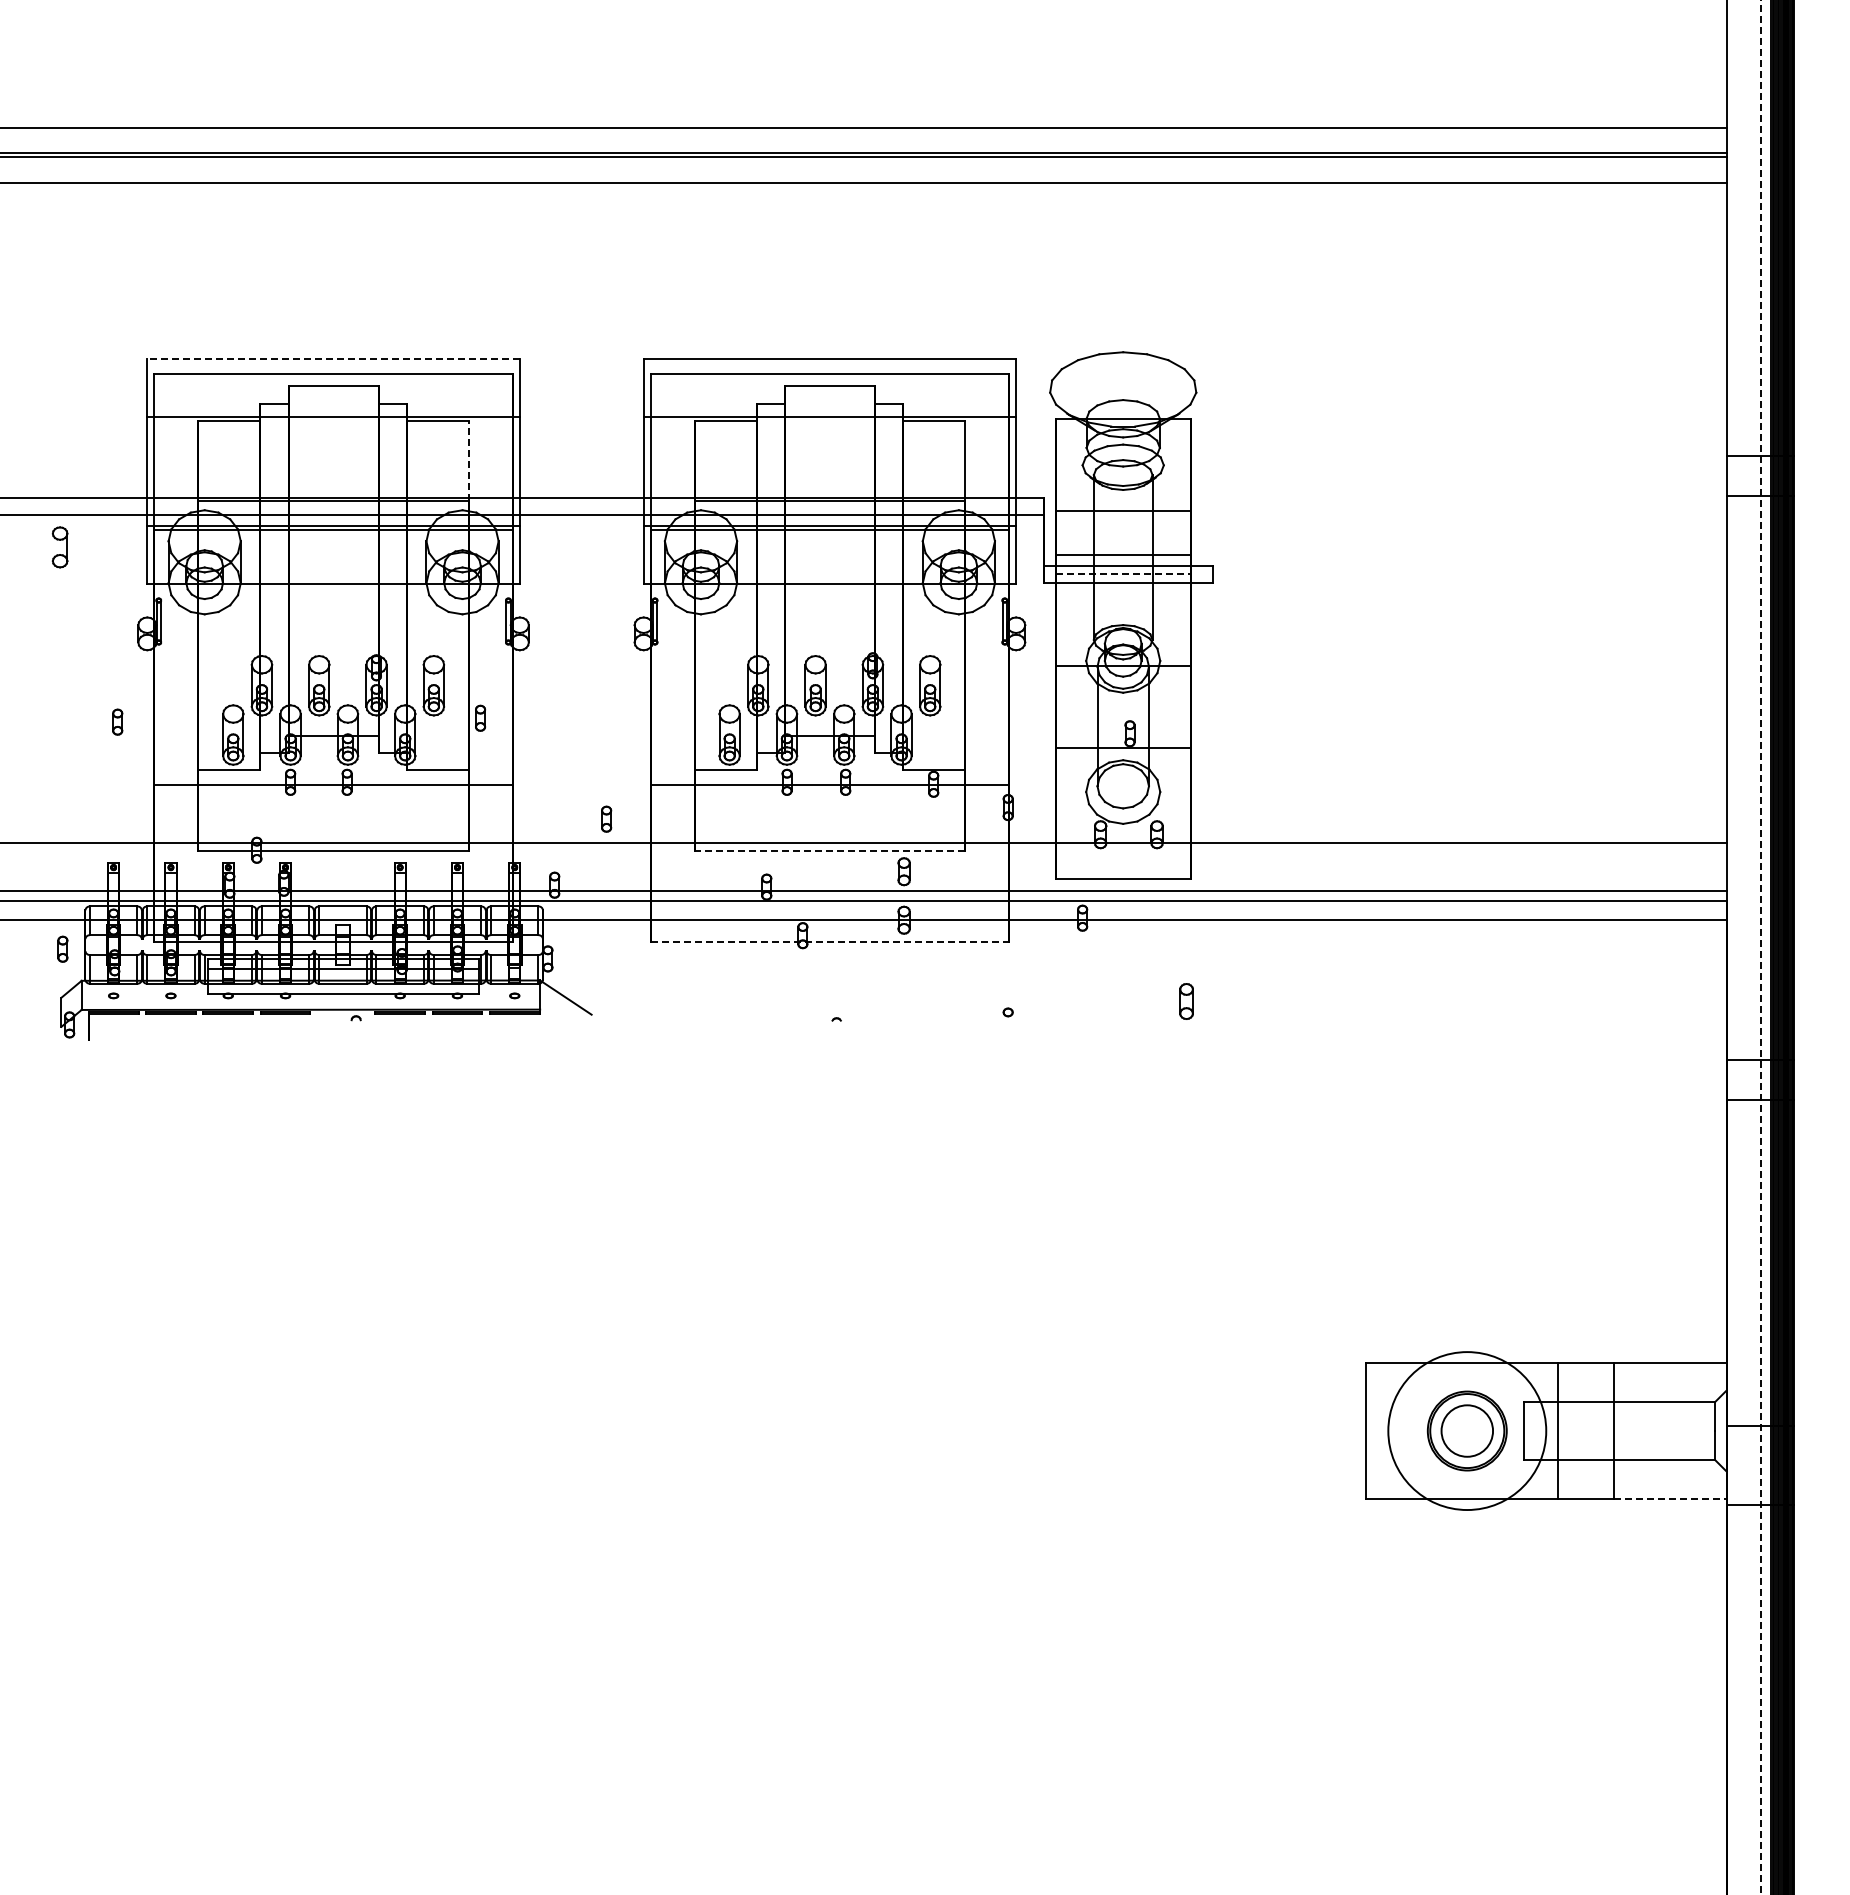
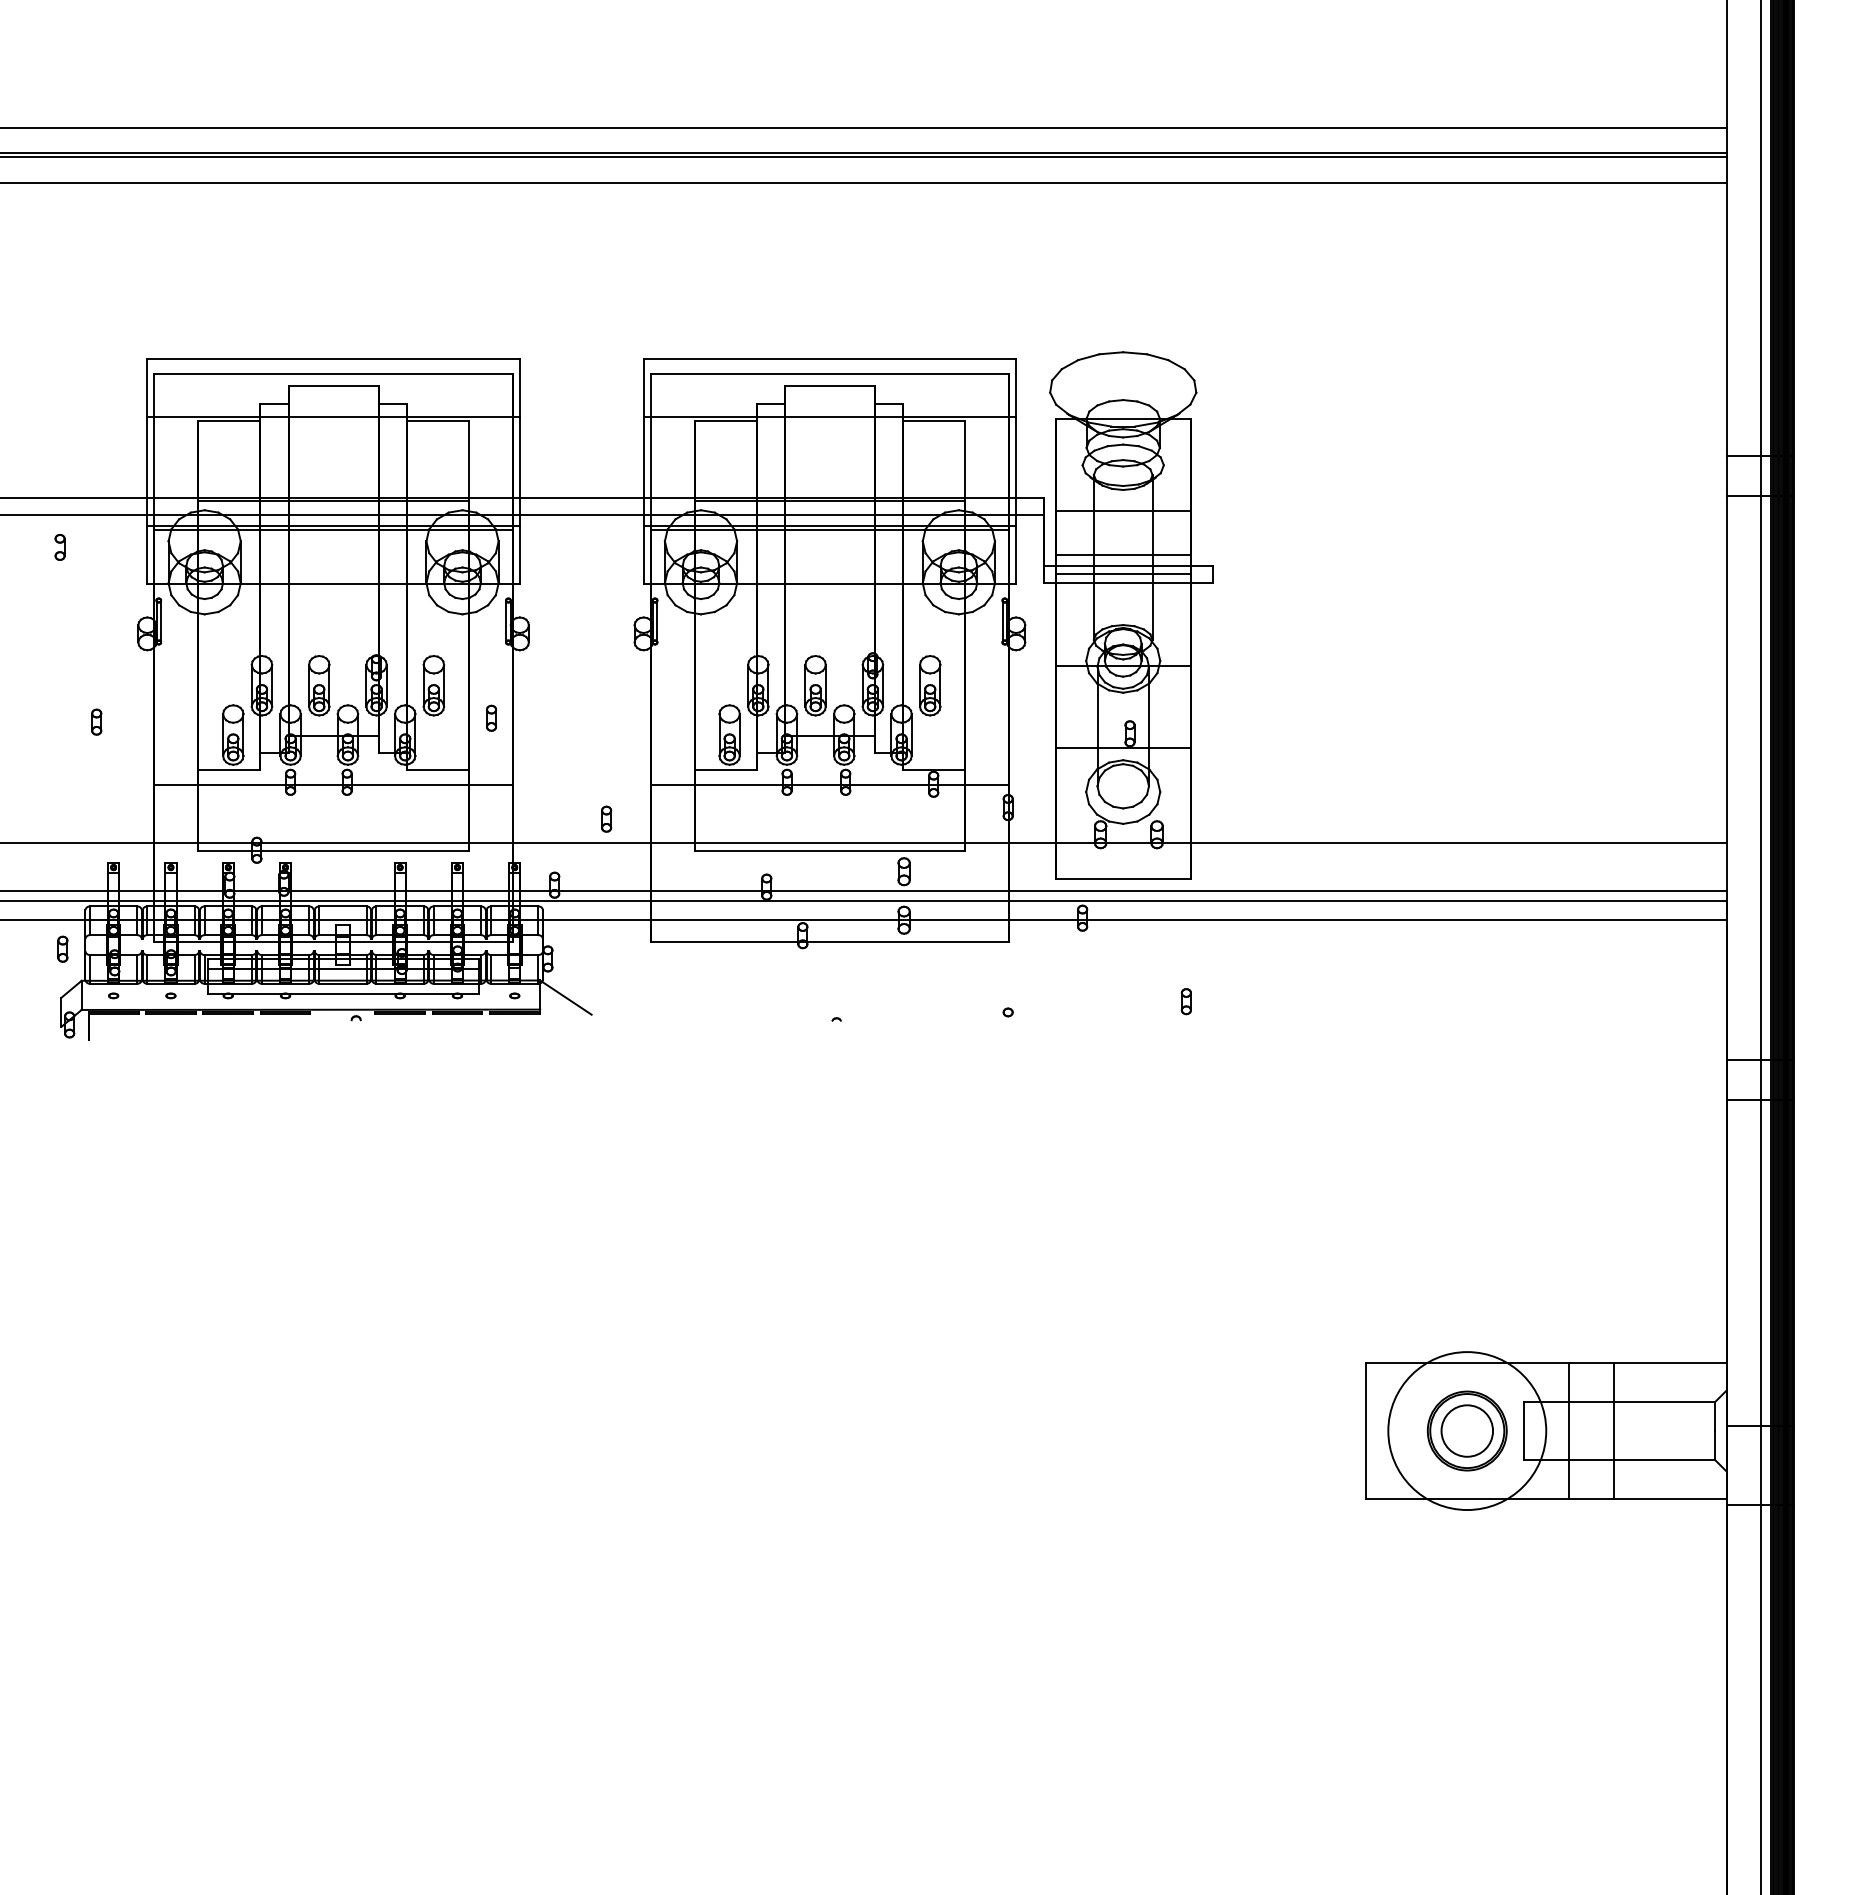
line: dashed -> solid (333, 359)
line: dashed -> solid (468, 460)
part size: 18x43 px -> 12x27 px (59, 547)
line: dashed -> solid (1123, 573)
part position: (480, 717) -> (491, 717) (491, 717)
part position: (117, 721) -> (96, 721) (96, 721)
line: dashed -> solid (829, 850)
line: dashed -> solid (830, 941)
line: dashed -> solid (1760, 947)
part size: 15x37 px -> 12x28 px (1185, 1001)
line position: (1557, 1430) -> (1568, 1430) (1568, 1430)
line: dashed -> solid (1670, 1498)
